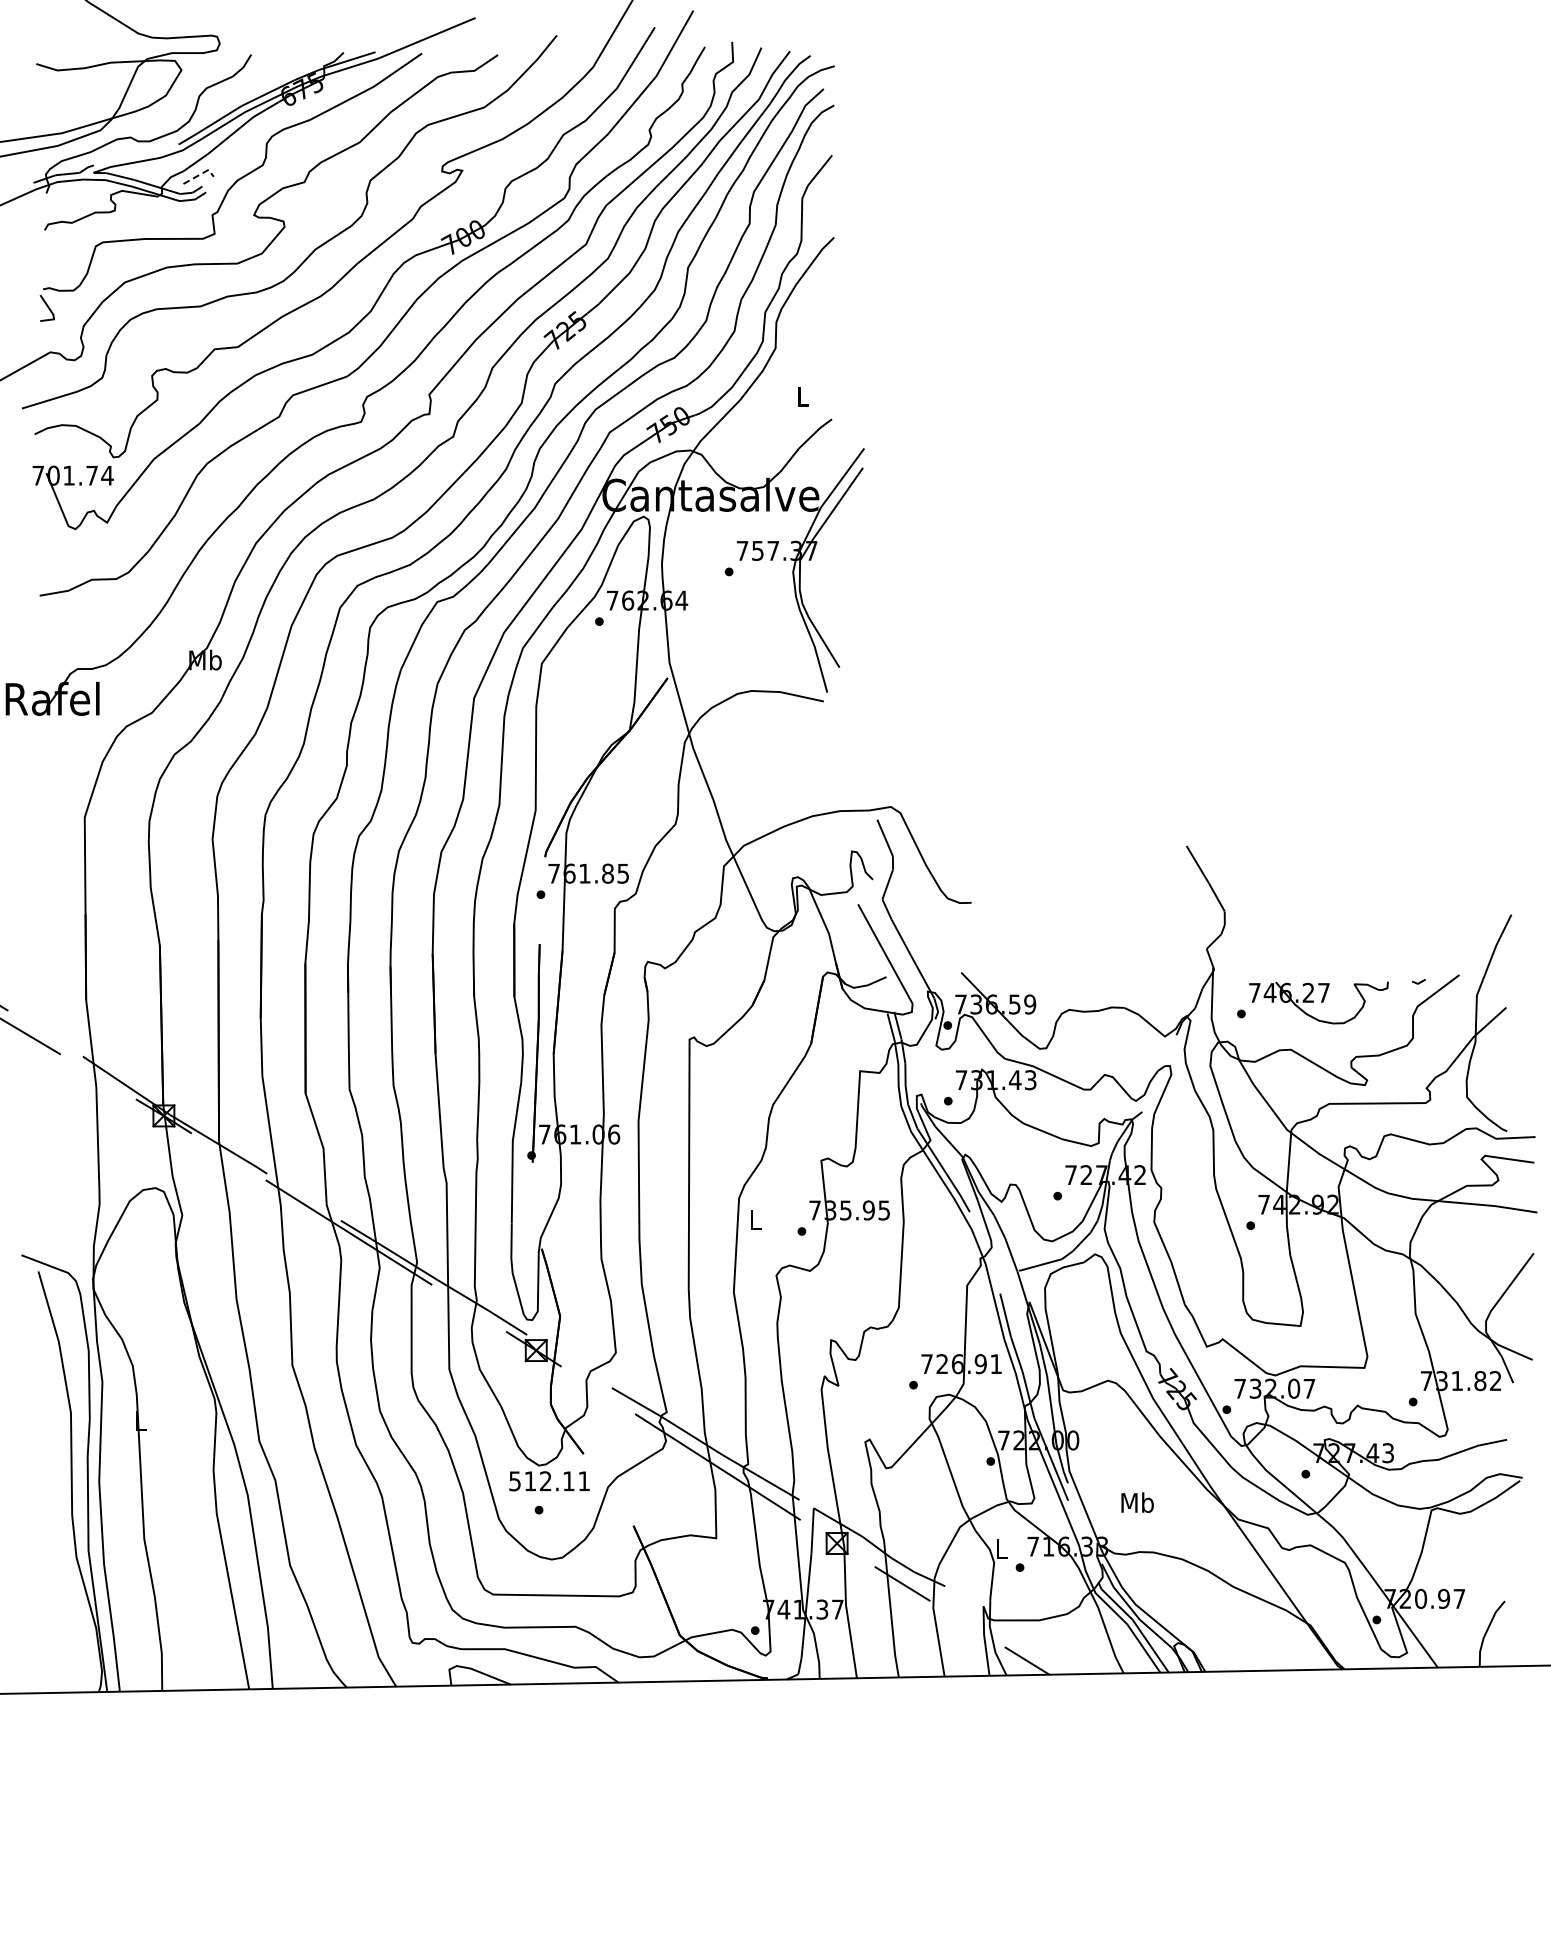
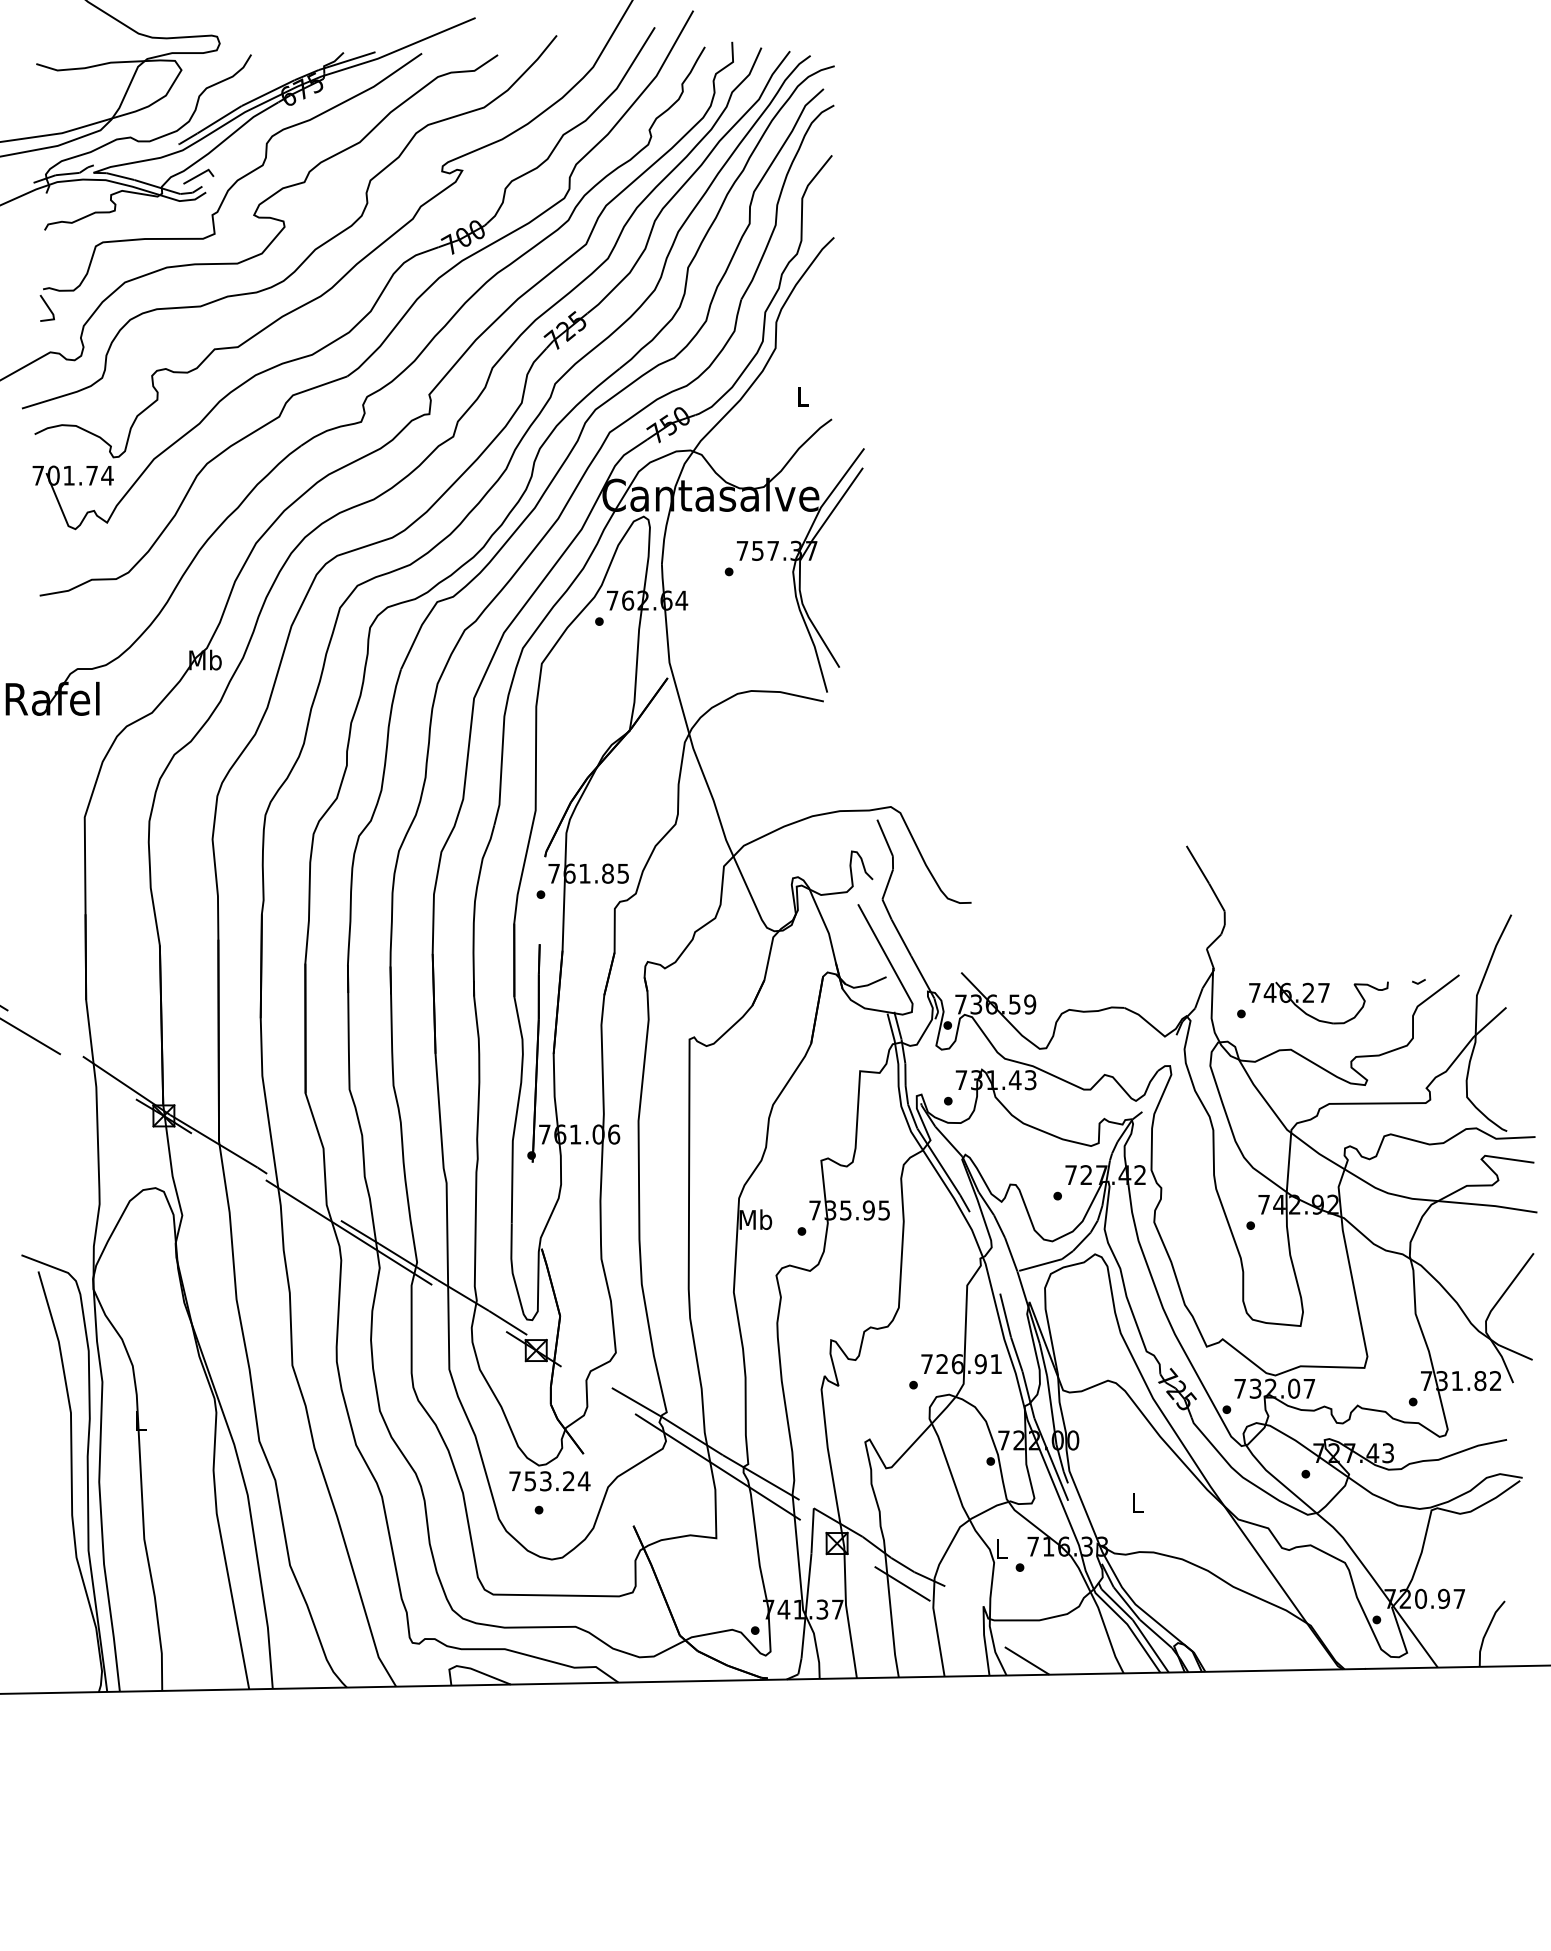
line: dashed -> solid (200, 174)
text: L -> Mb (755, 1219)
text: 512.11 -> 753.24 (549, 1481)
text: Mb -> L (1137, 1502)
